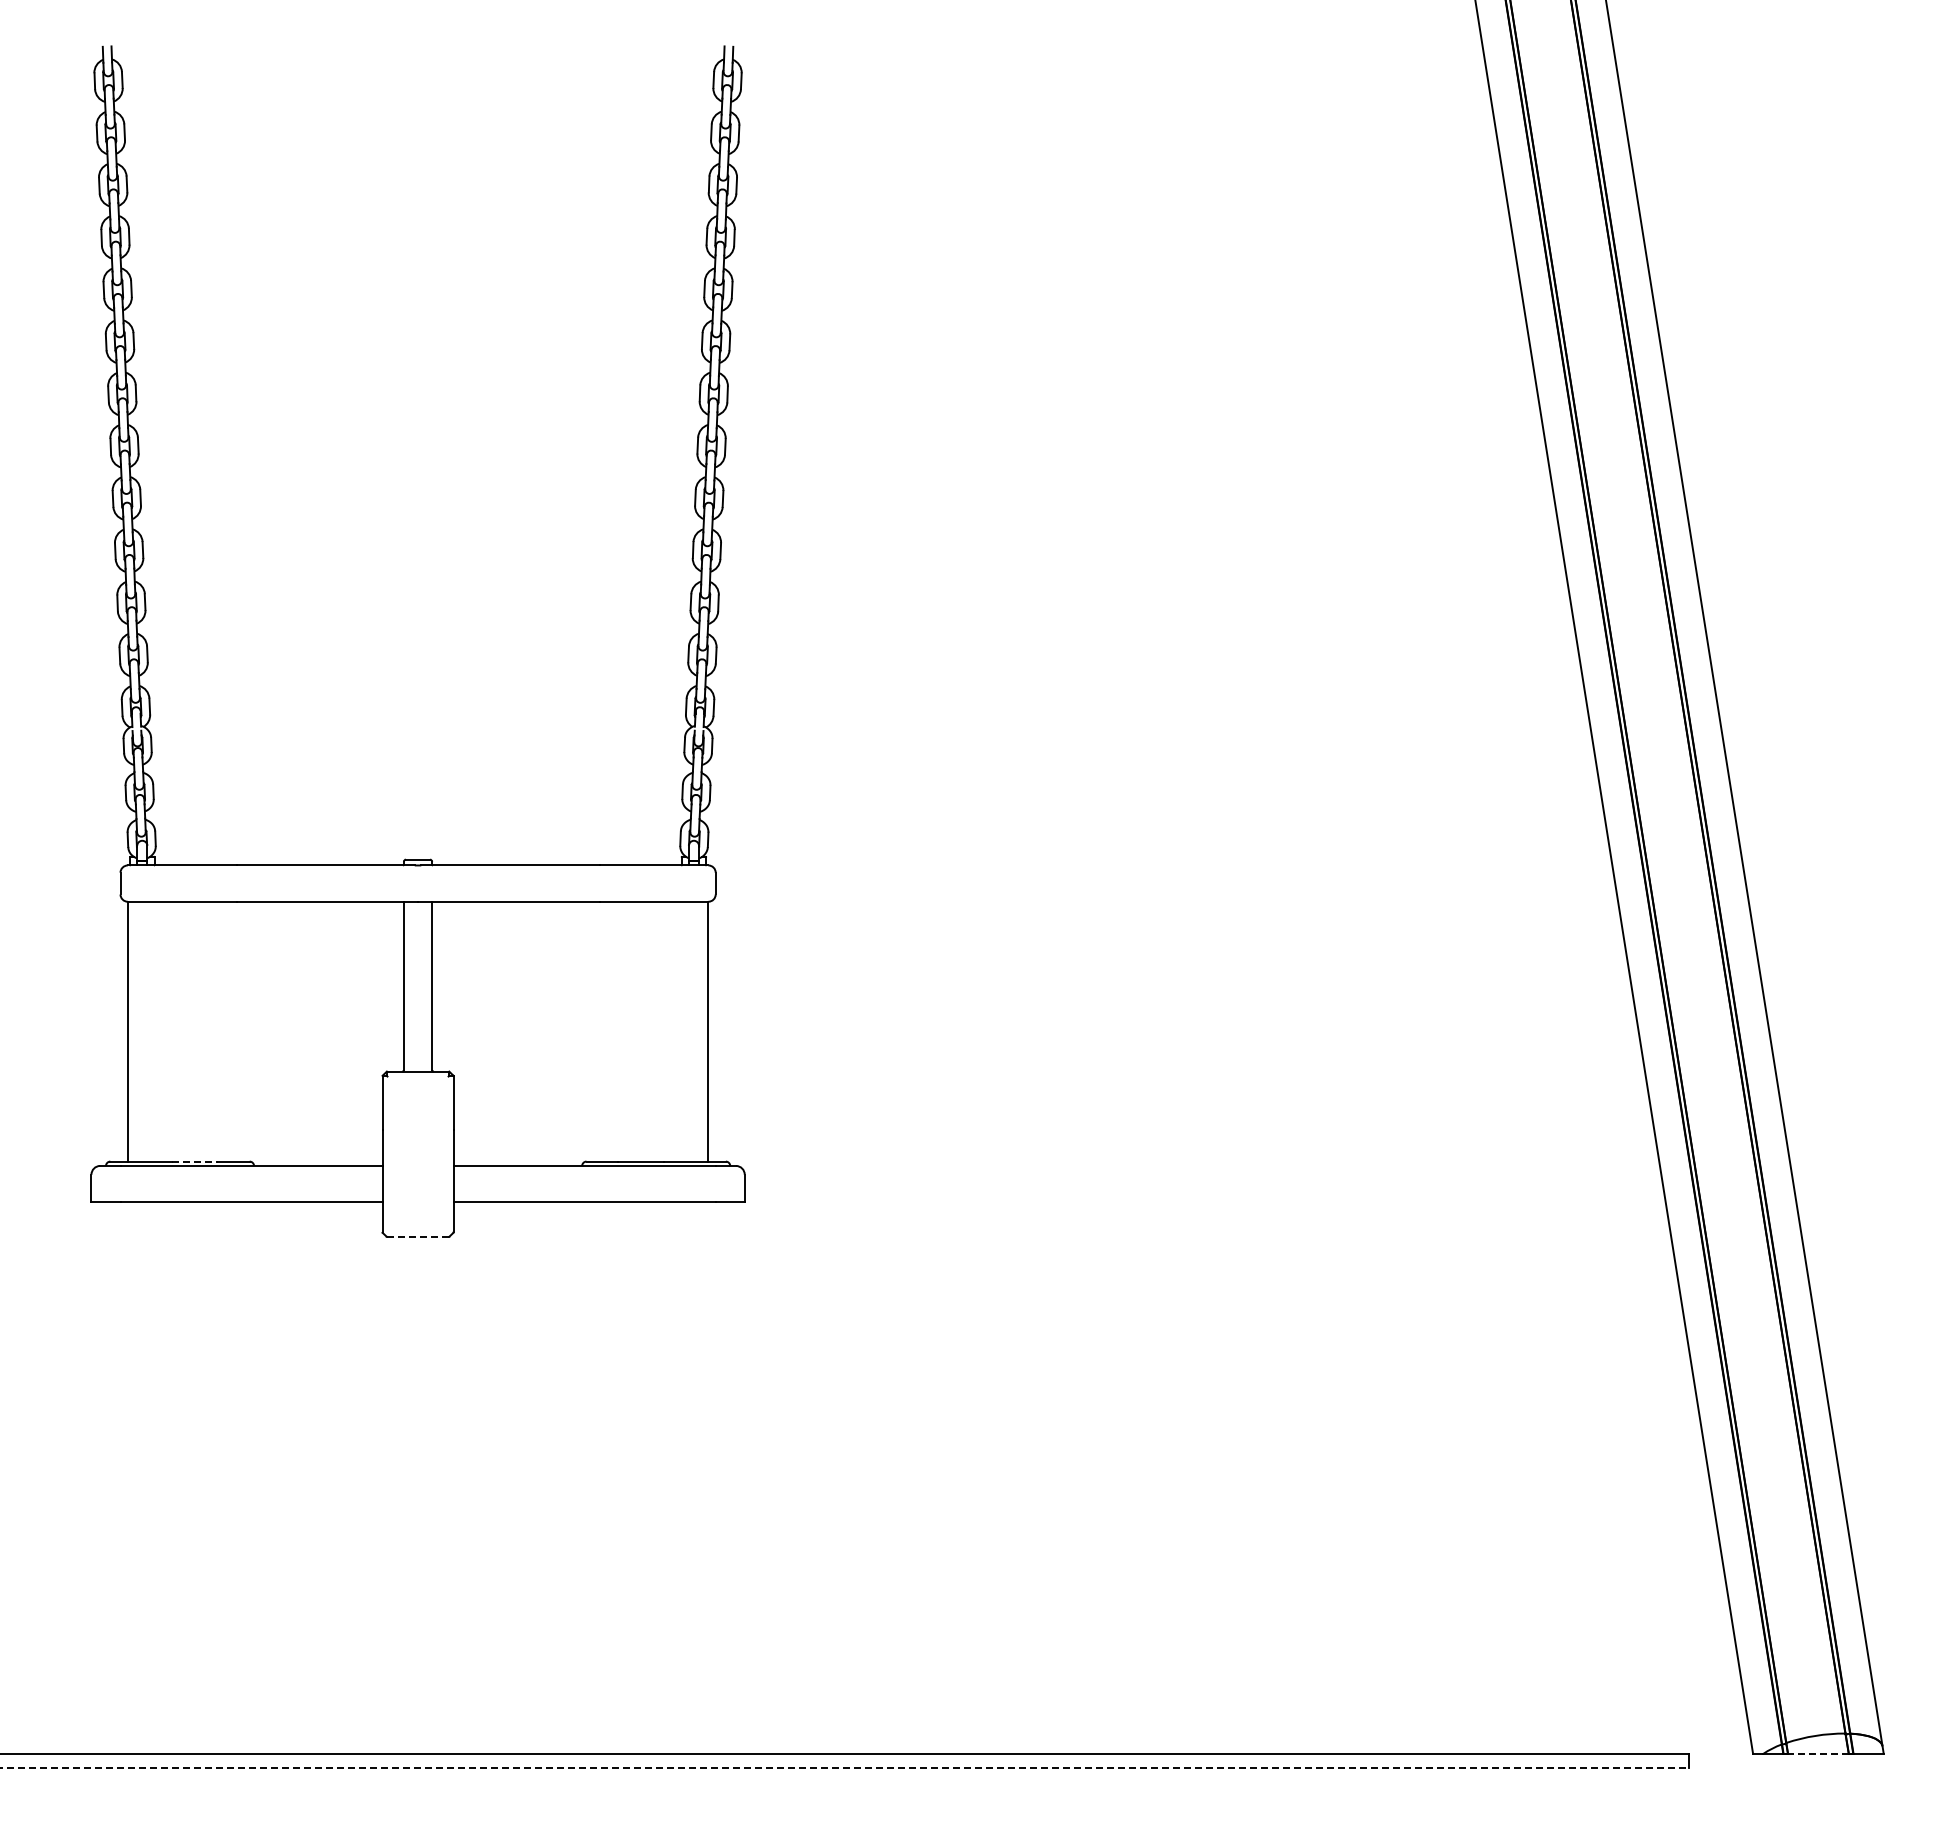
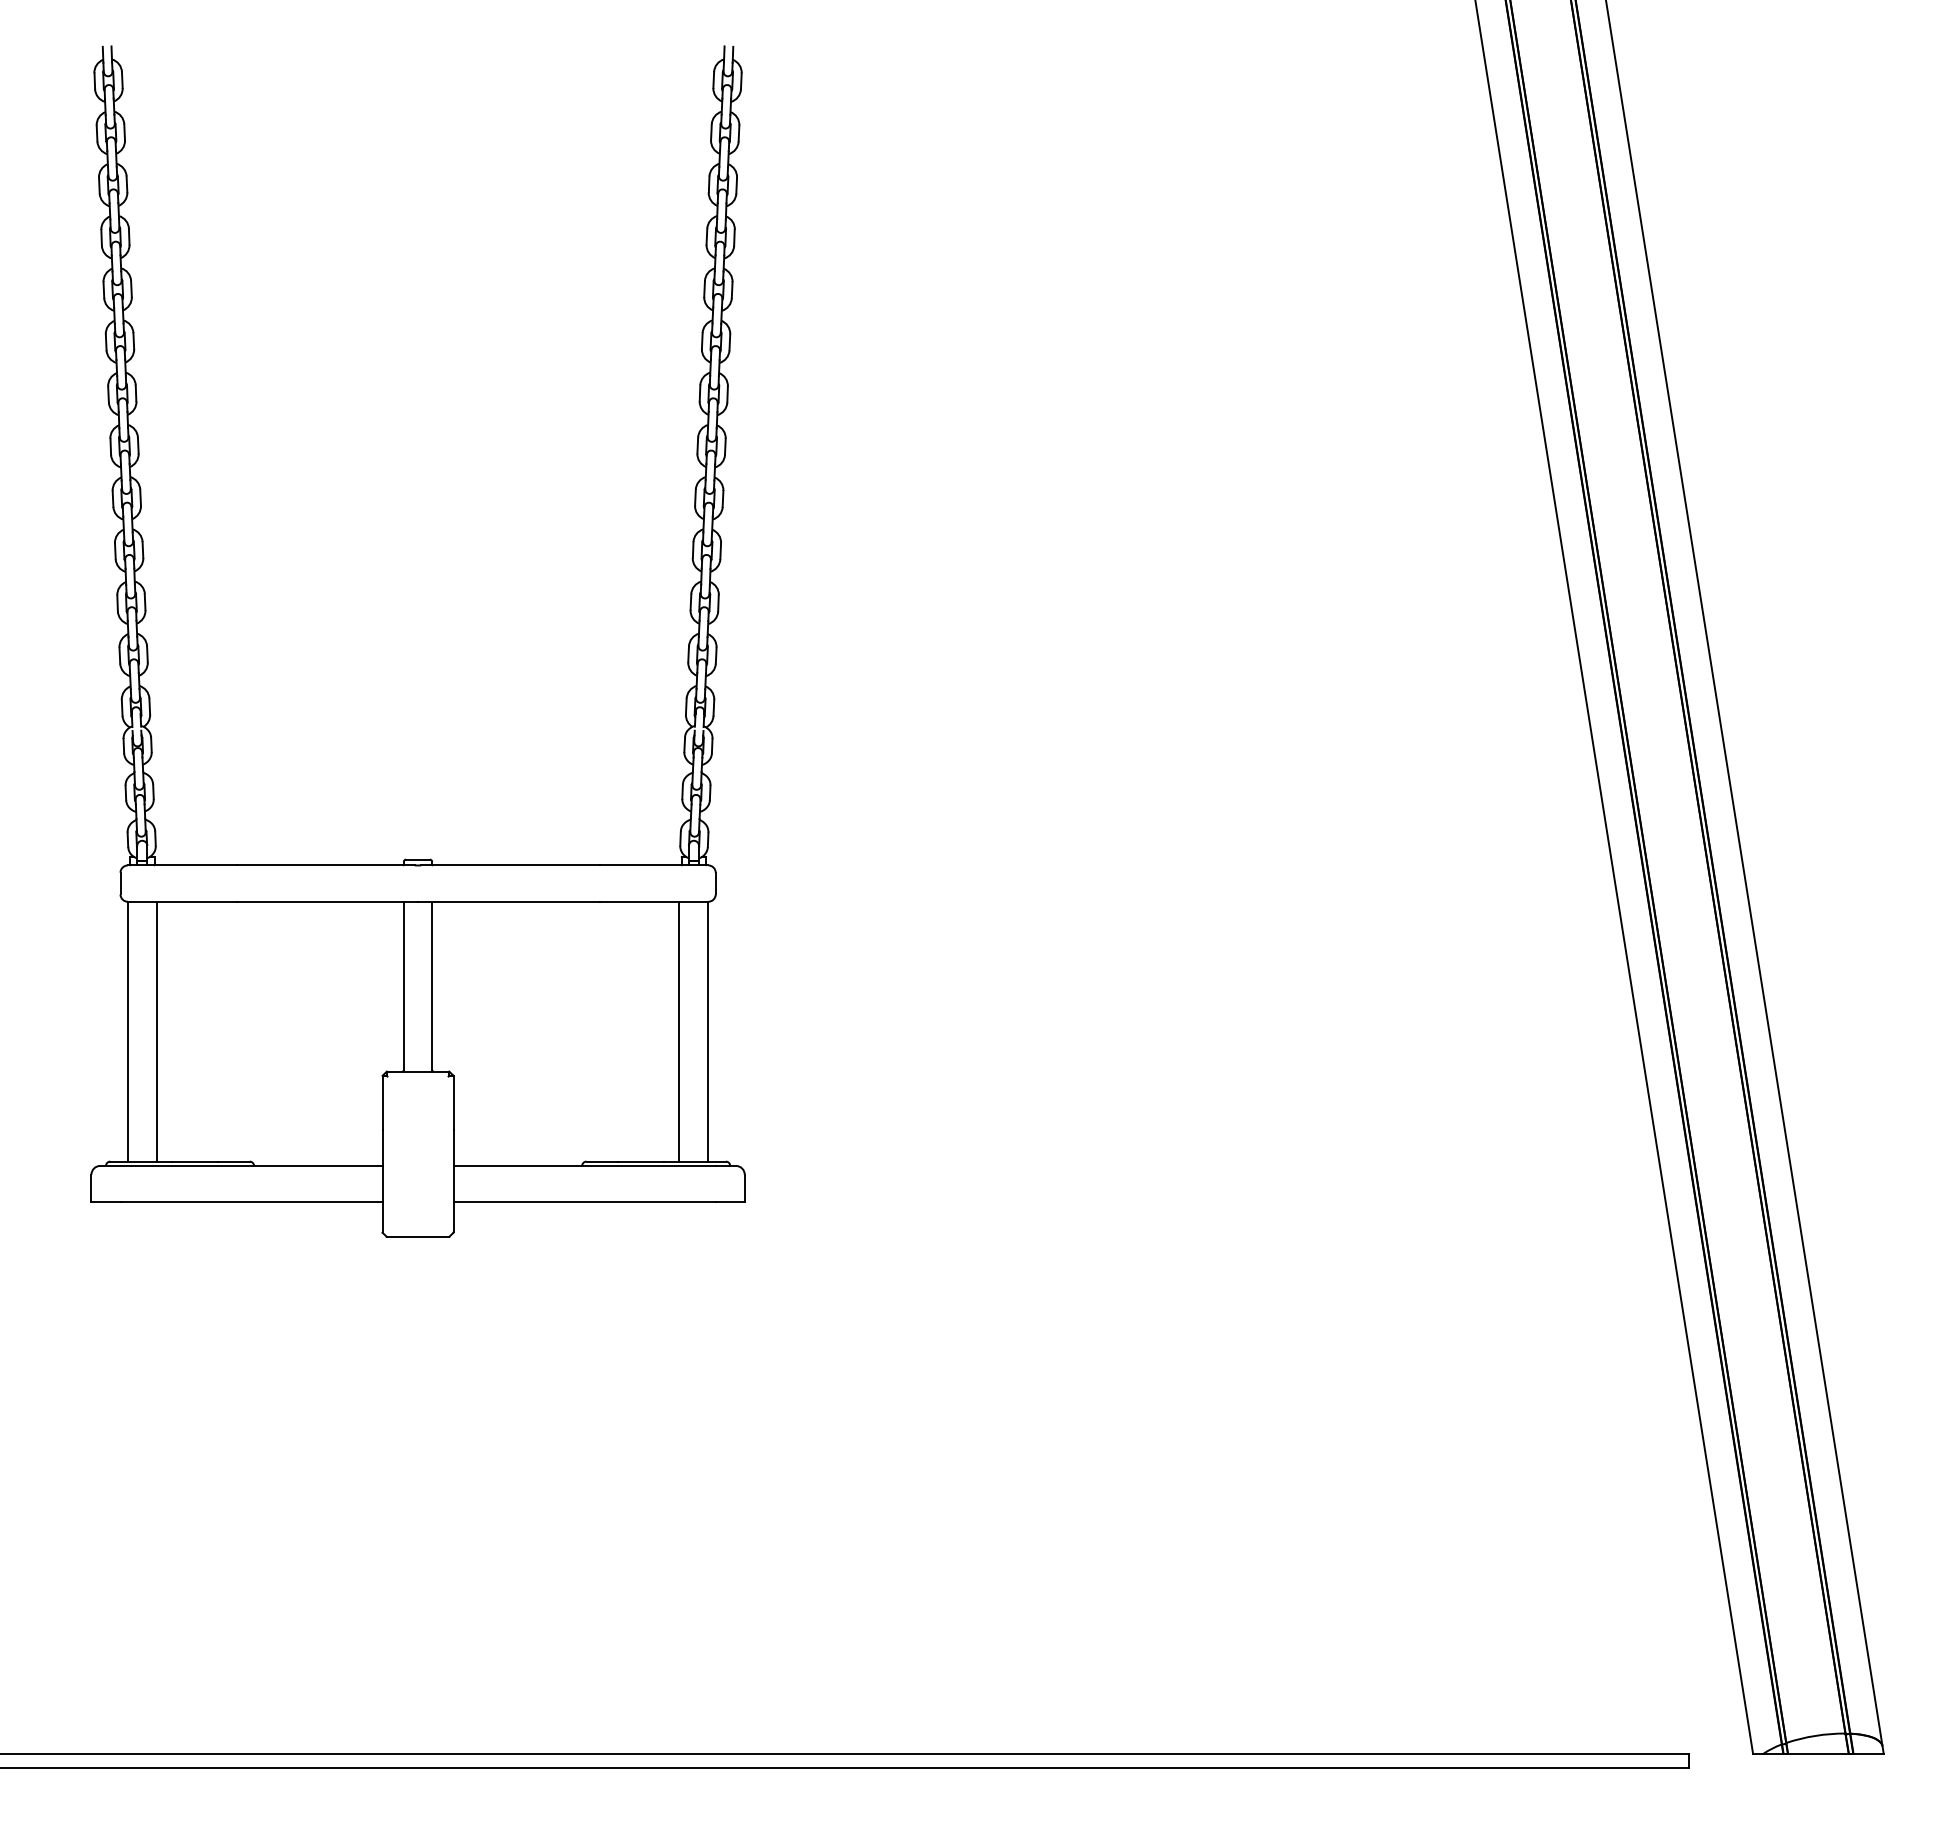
line: none -> present (156, 1031)
line: none -> present (679, 1031)
line: dashed -> solid (195, 1161)
line: dashed -> solid (418, 1236)
line: dashed -> solid (1817, 1753)
line: dashed -> solid (844, 1768)
